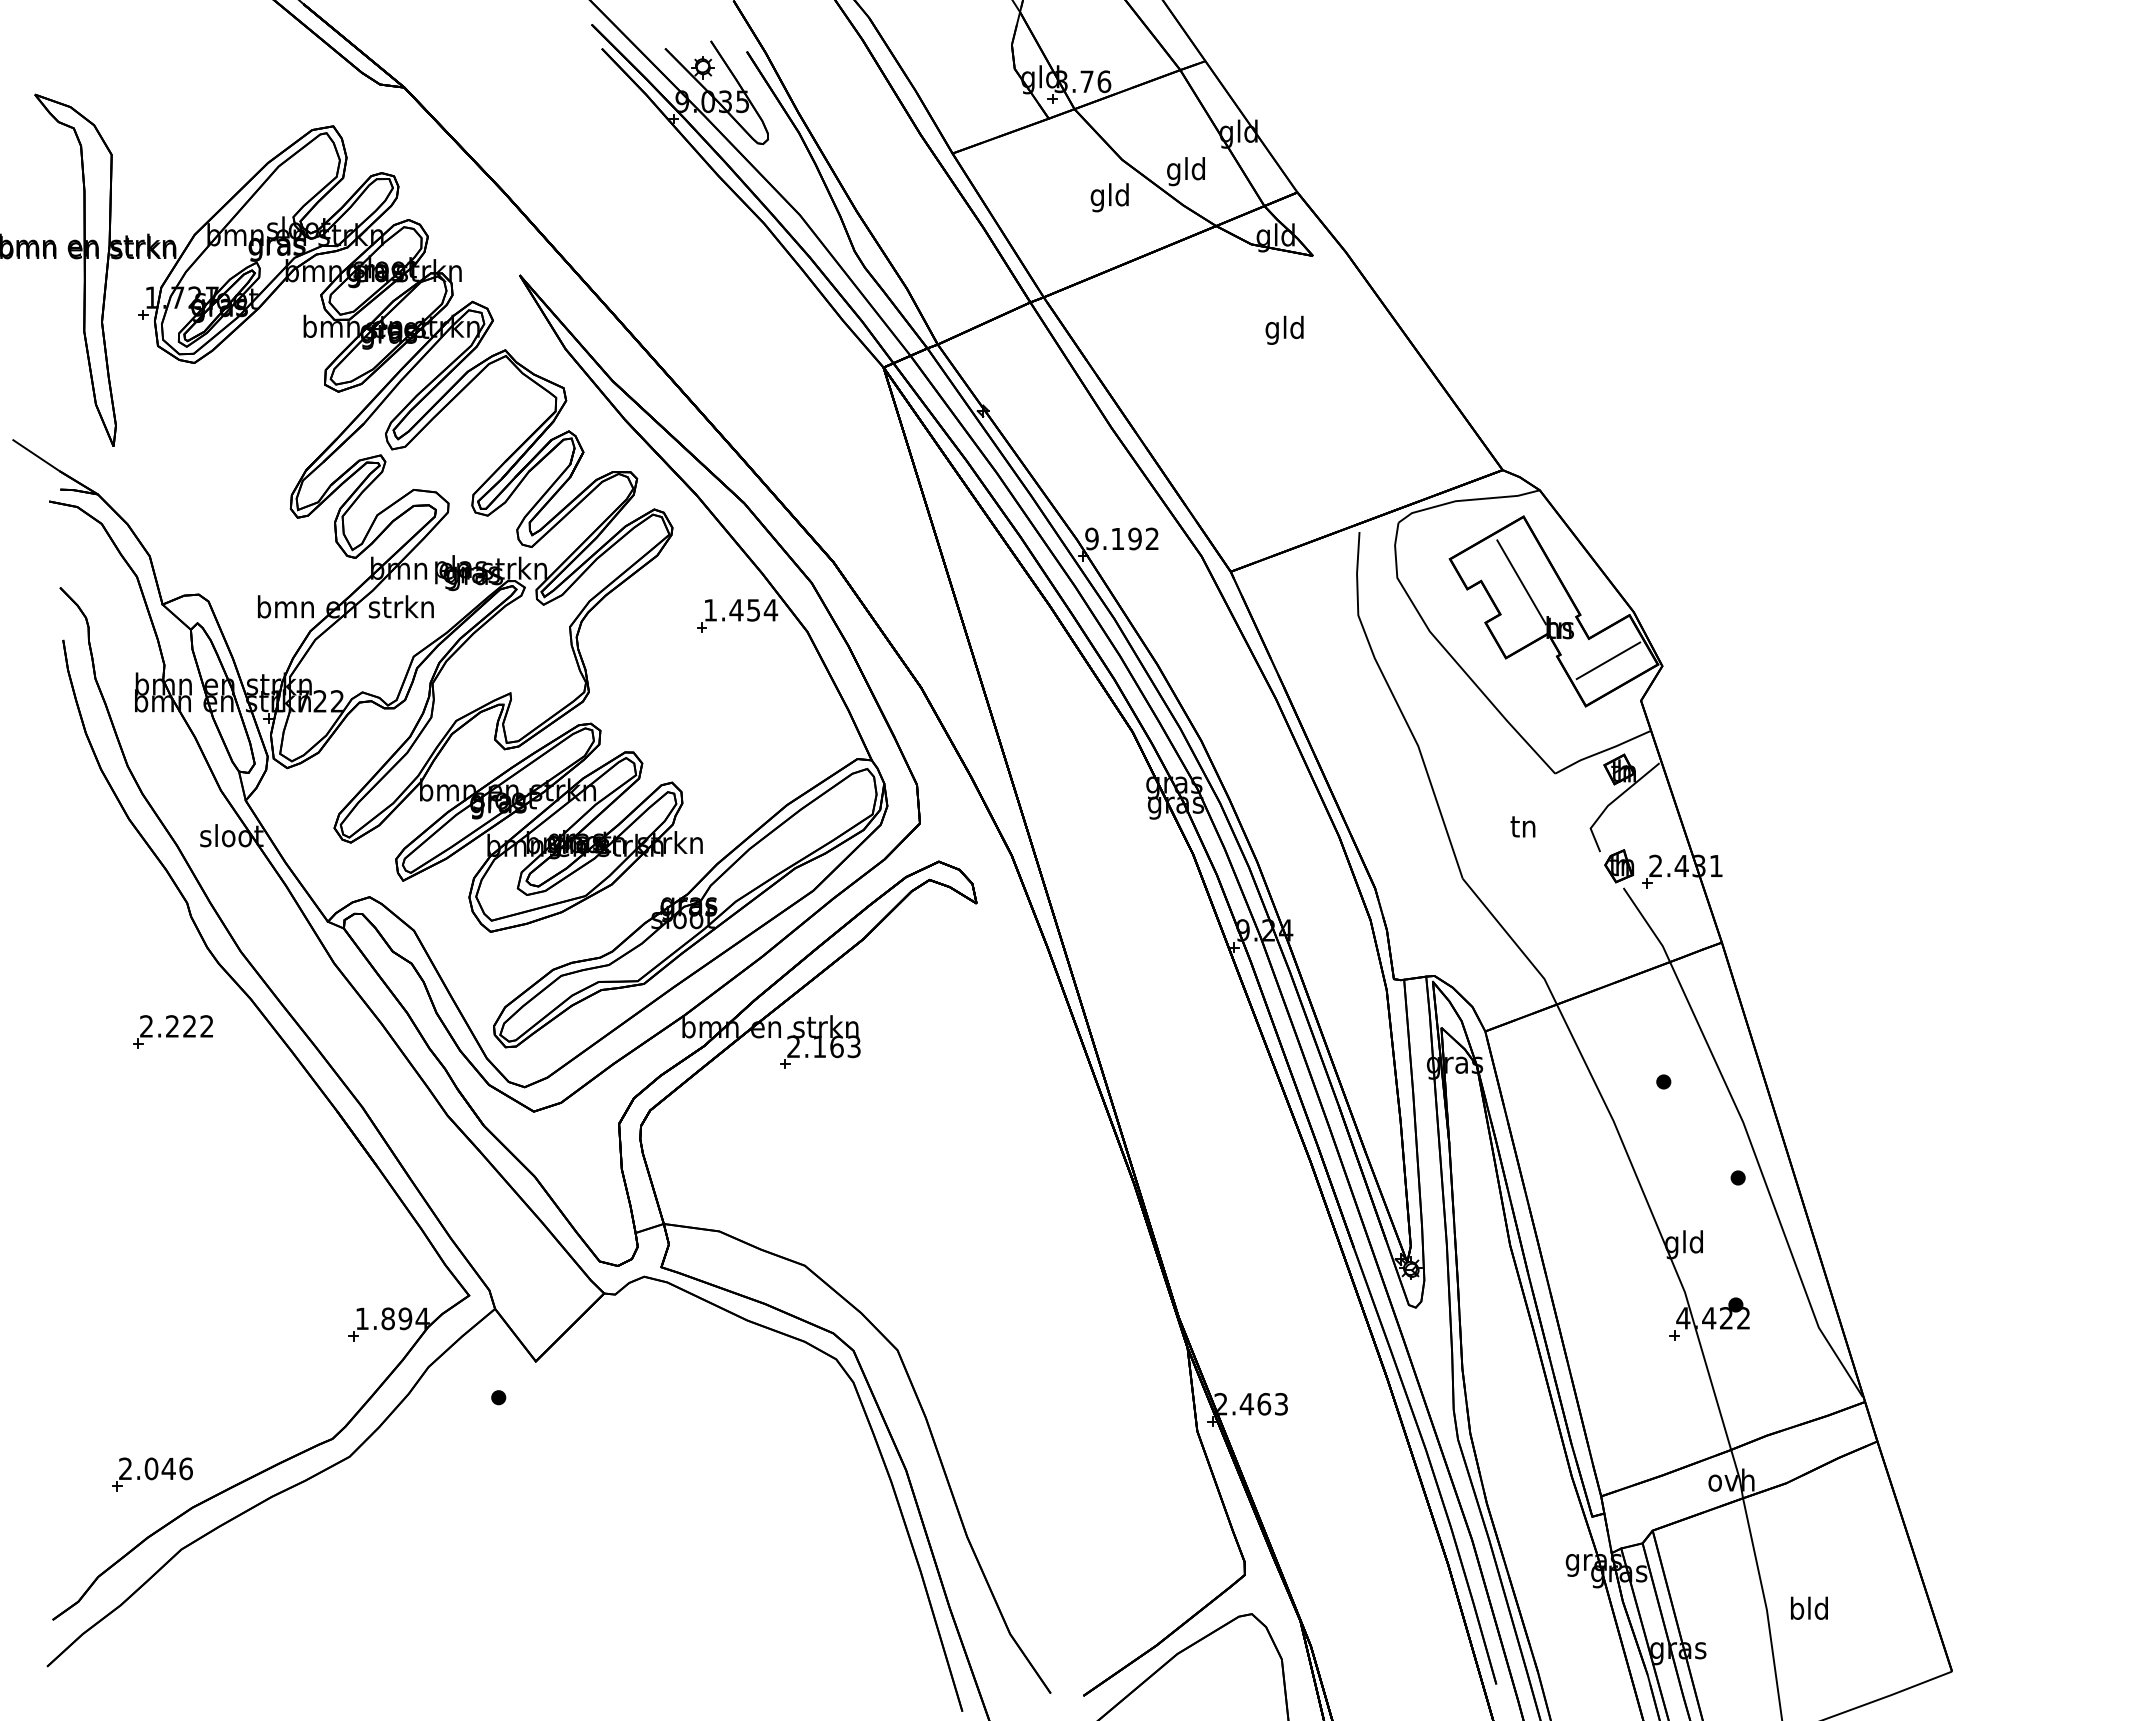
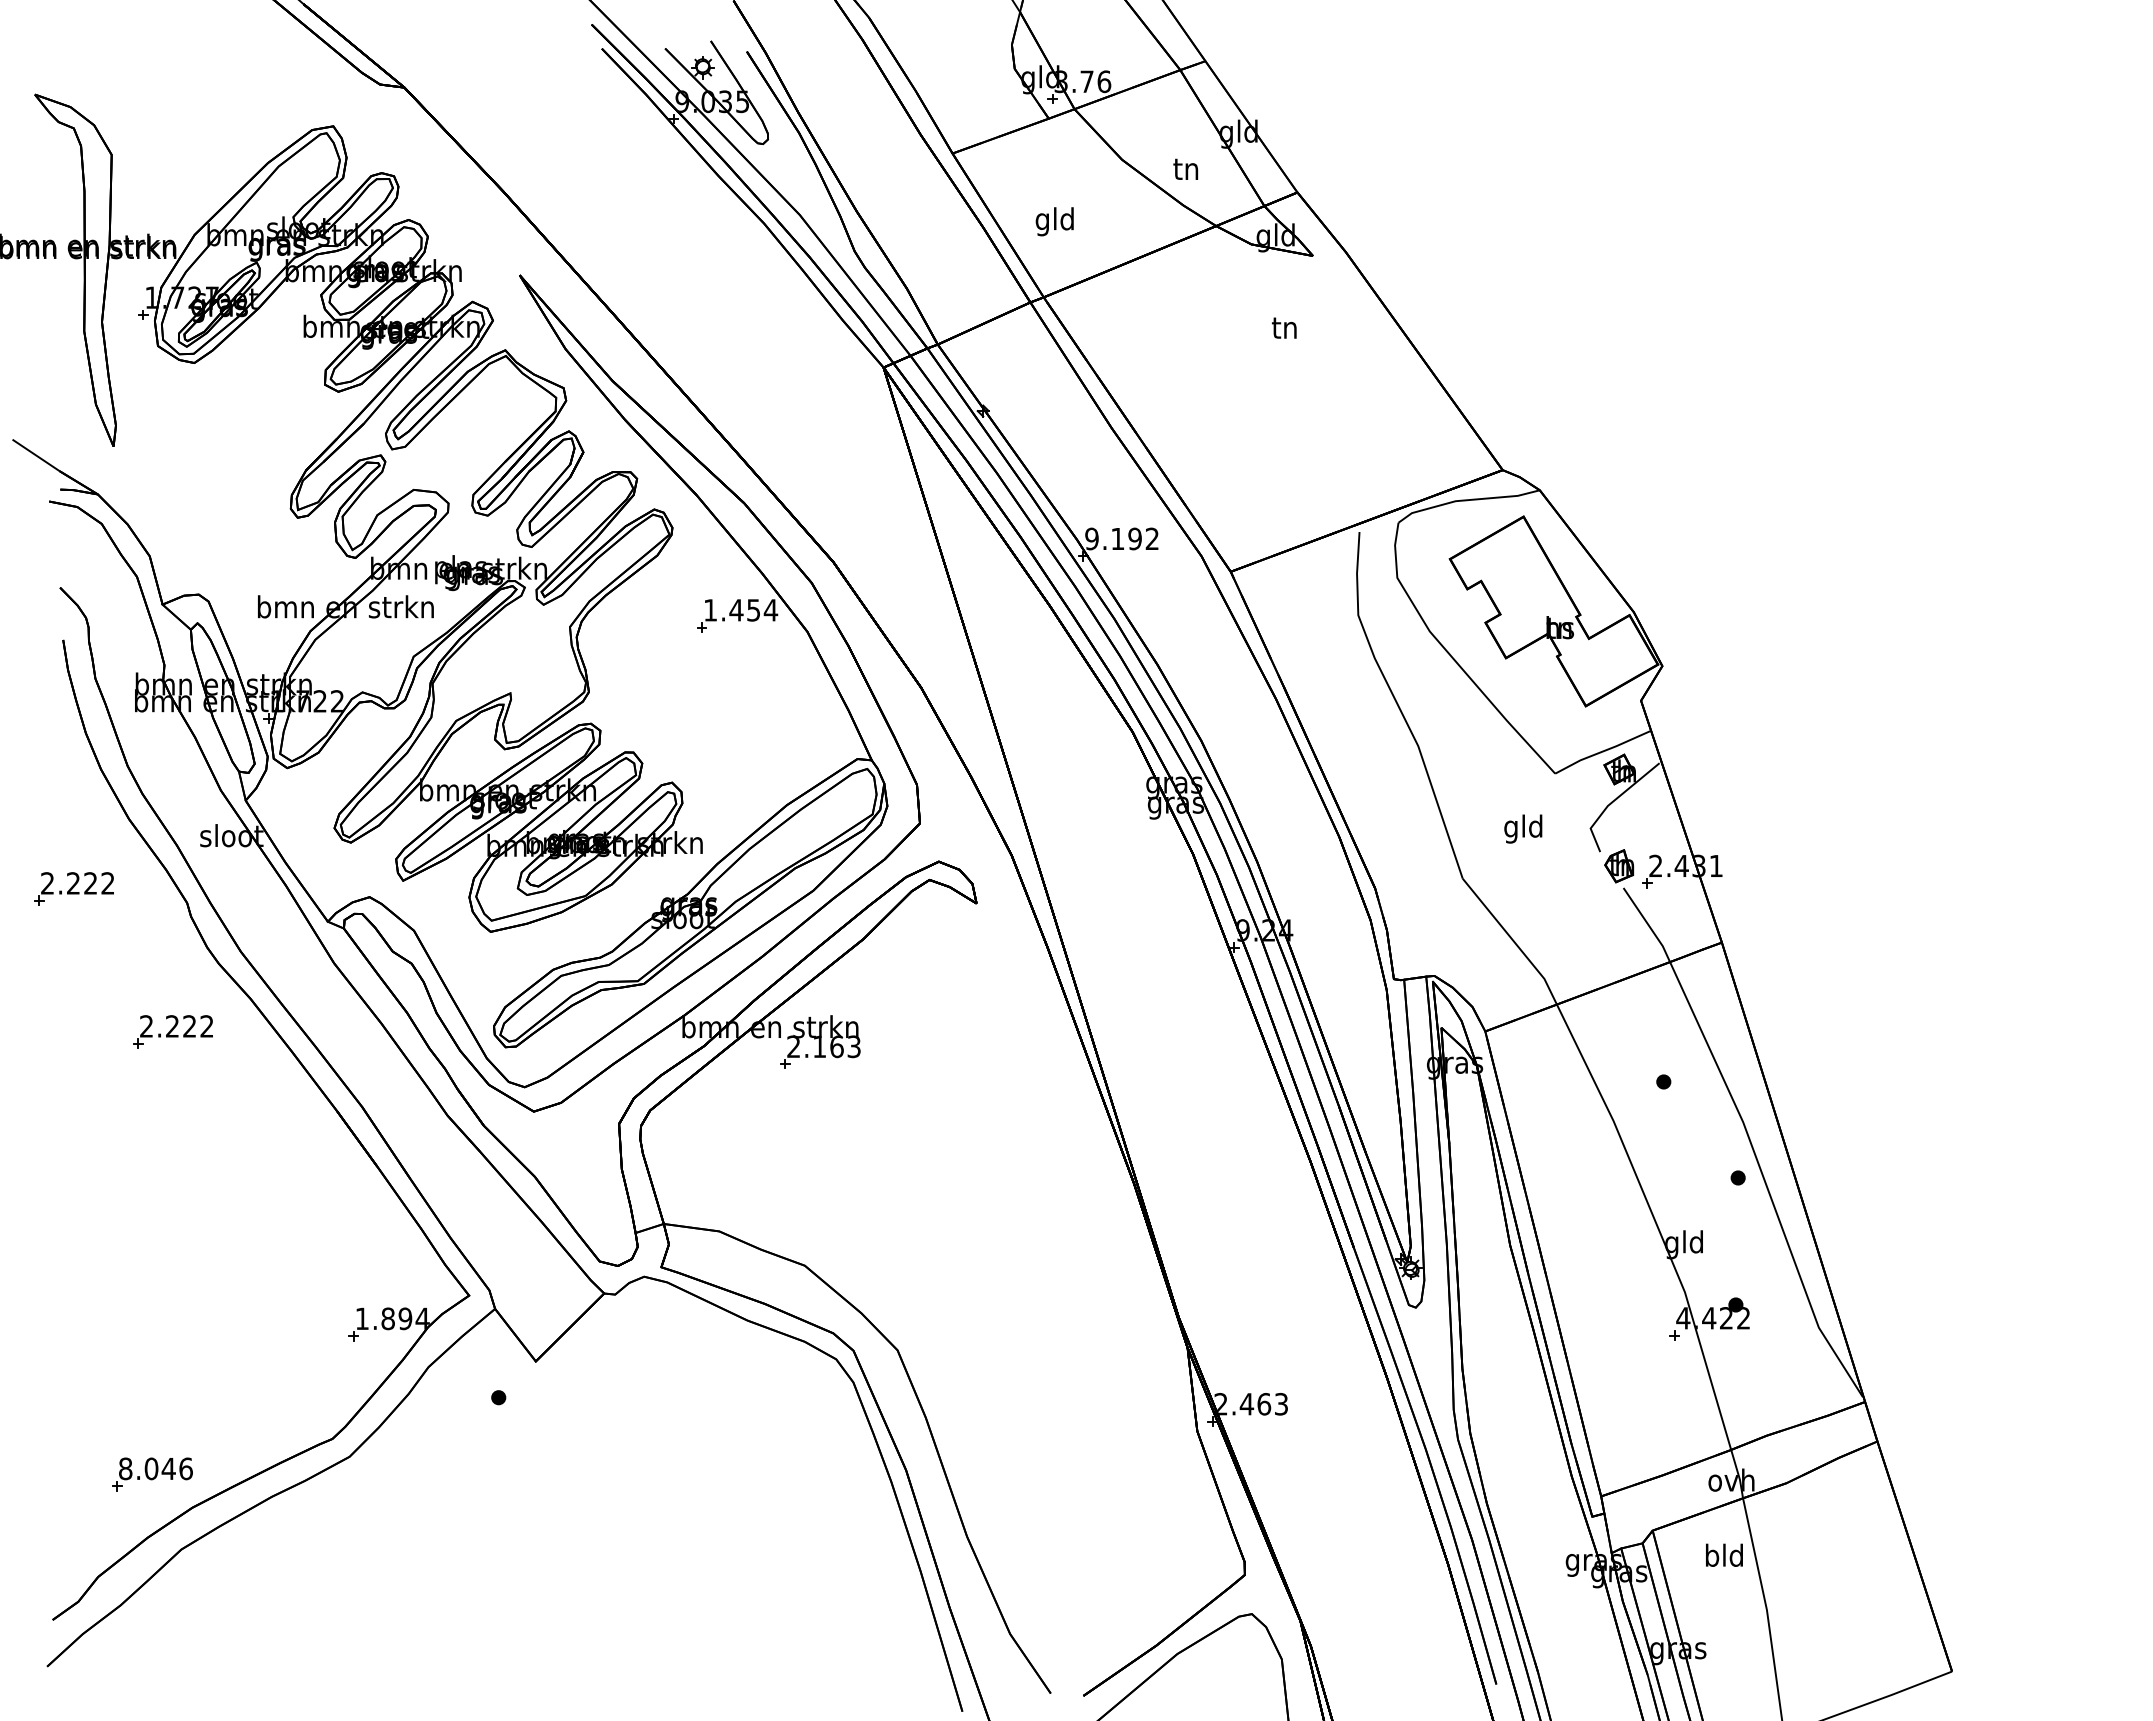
text: gld -> tn (1185, 171)
text position: (1109, 197) -> (1054, 221) (1054, 221)
text: gld -> tn (1284, 329)
line: present -> none (1521, 582)
line: present -> none (1608, 660)
text: tn -> gld (1523, 828)
part: none -> present (73, 888)
text: 2.046 -> 8.046 (125, 1468)
text position: (1809, 1607) -> (1724, 1554) (1724, 1554)
